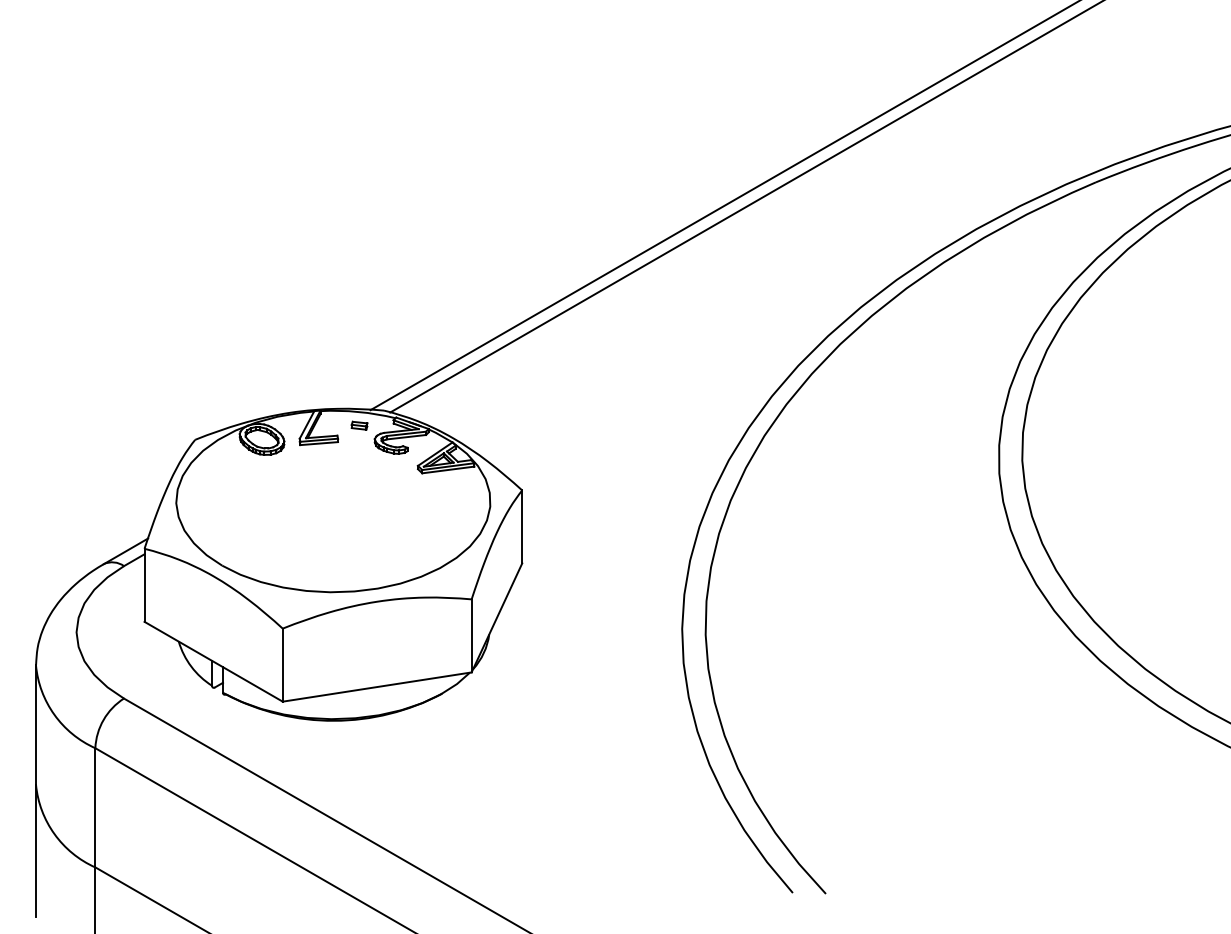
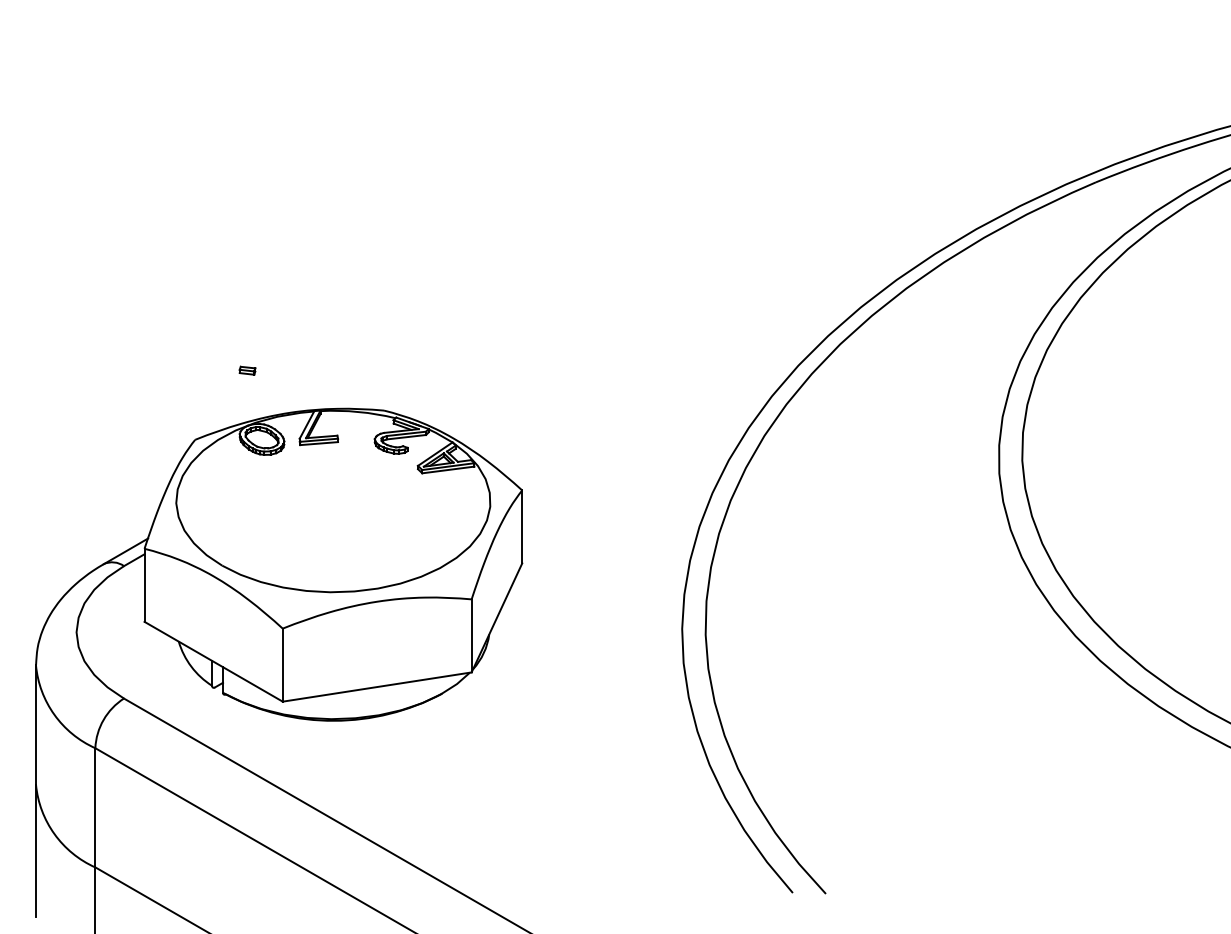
line: present -> none (723, 206)
line: present -> none (745, 207)
part position: (359, 425) -> (247, 370) (247, 370)
